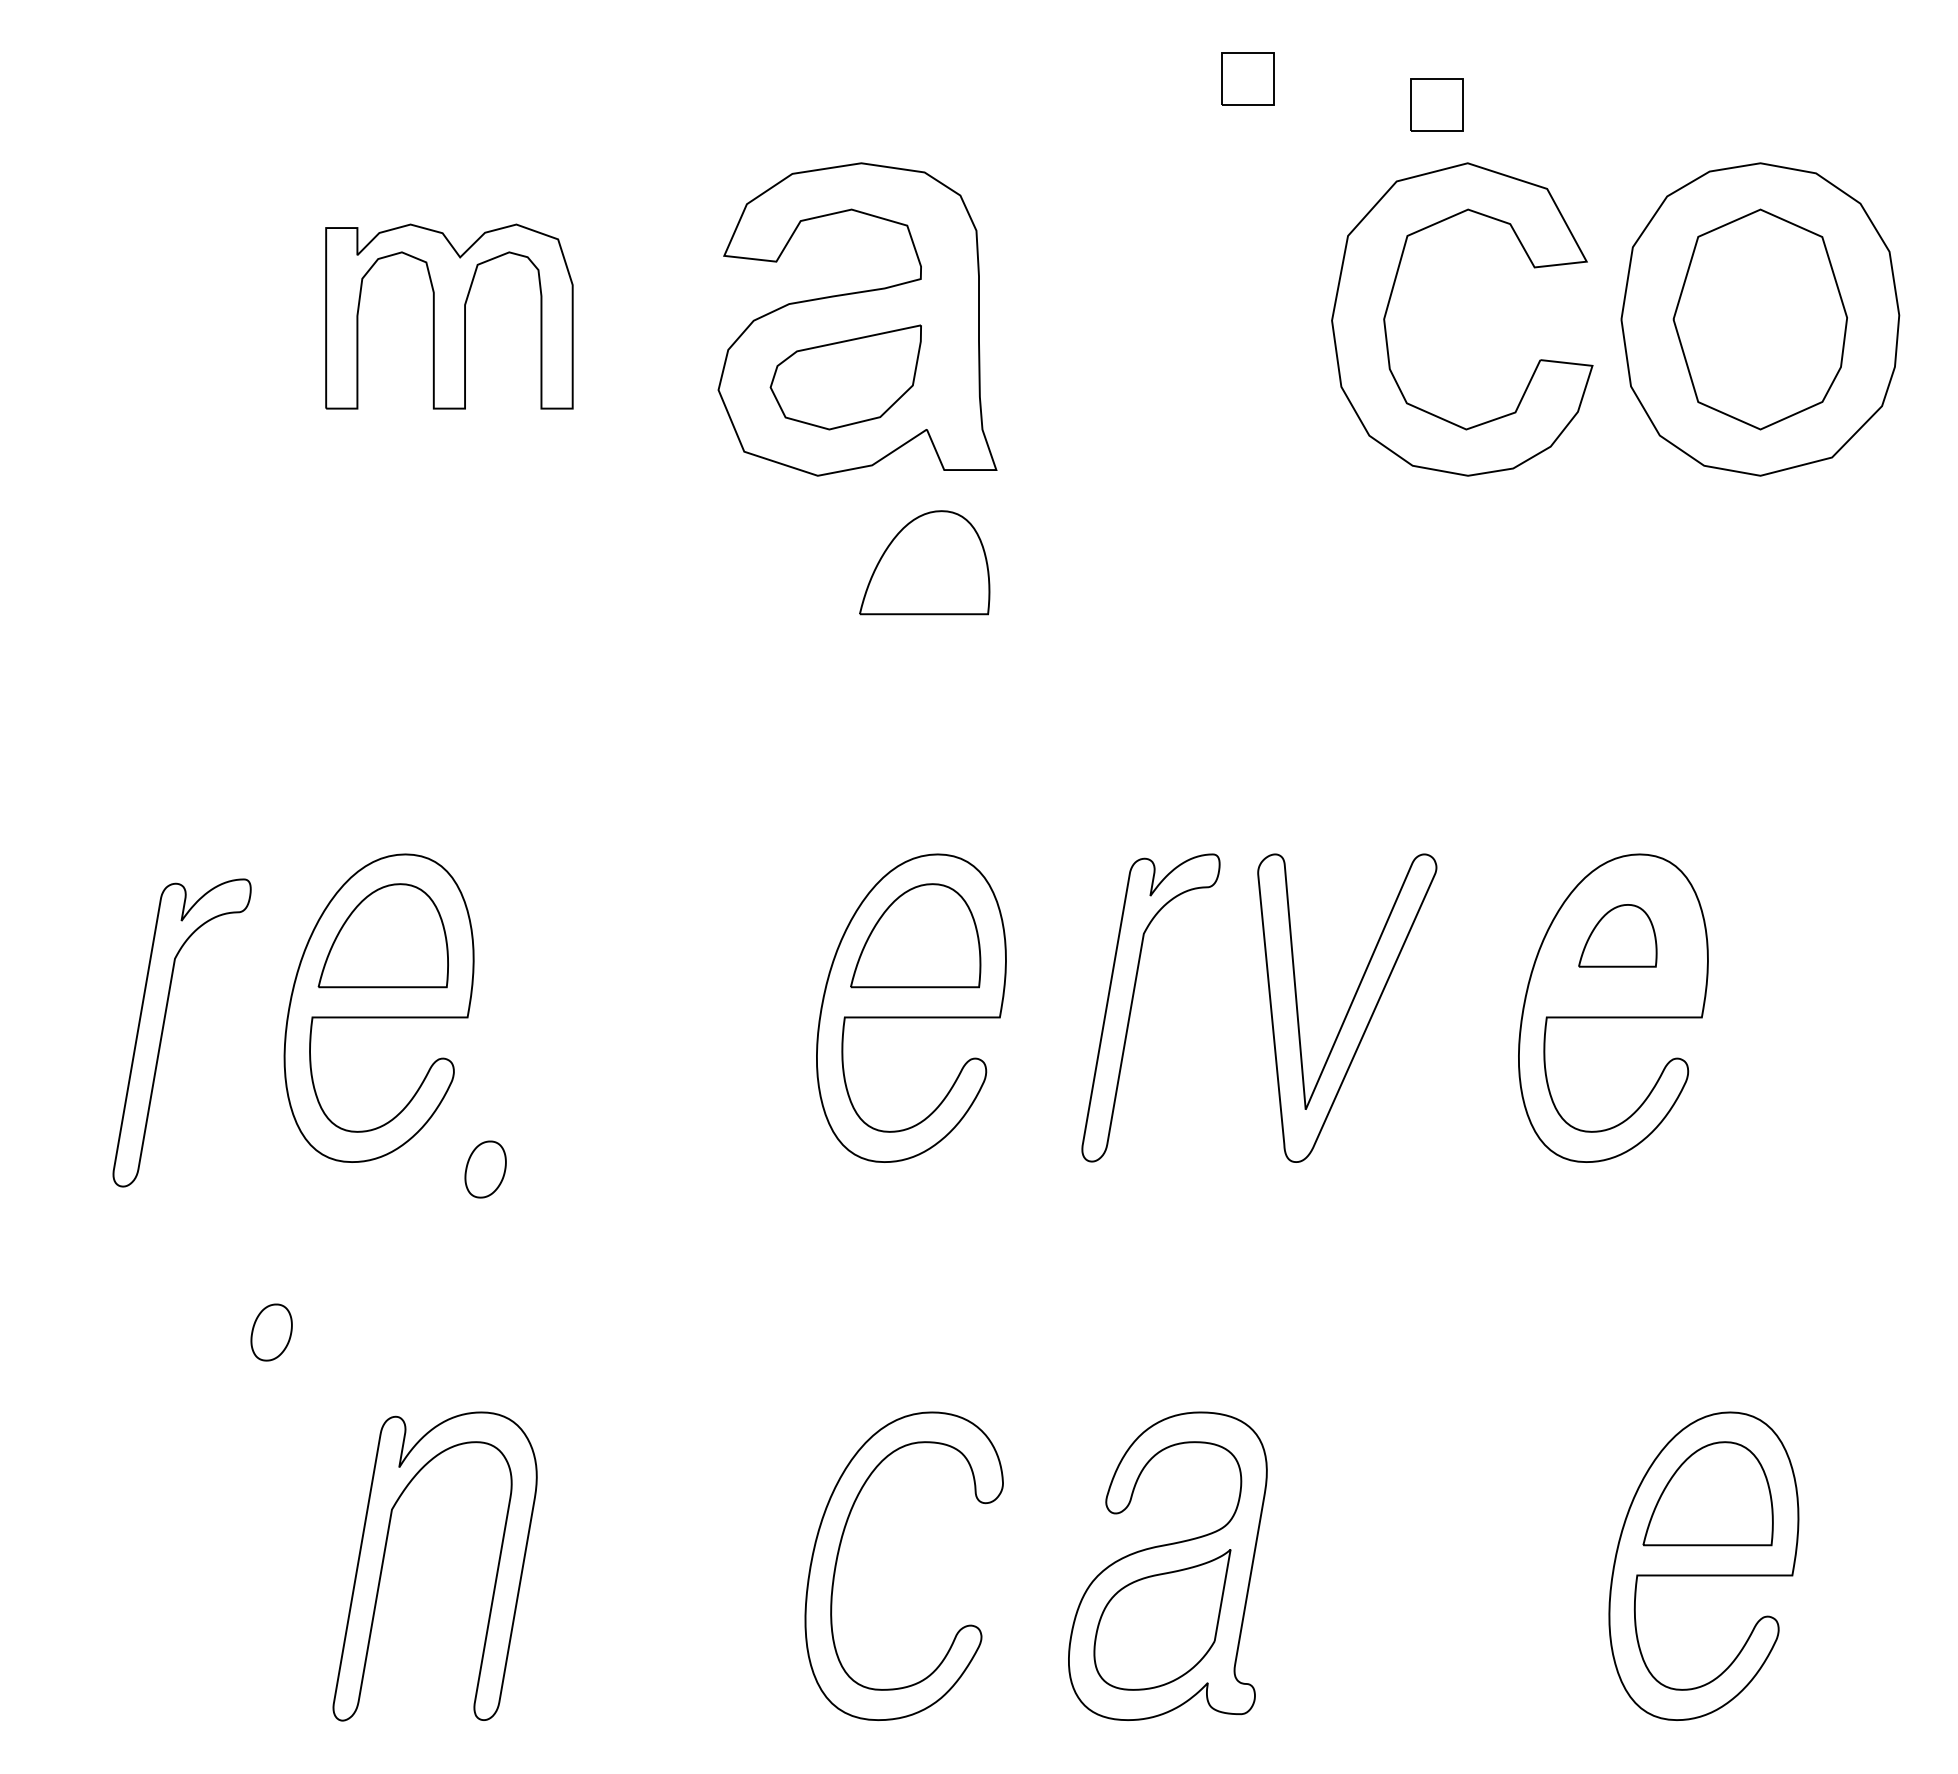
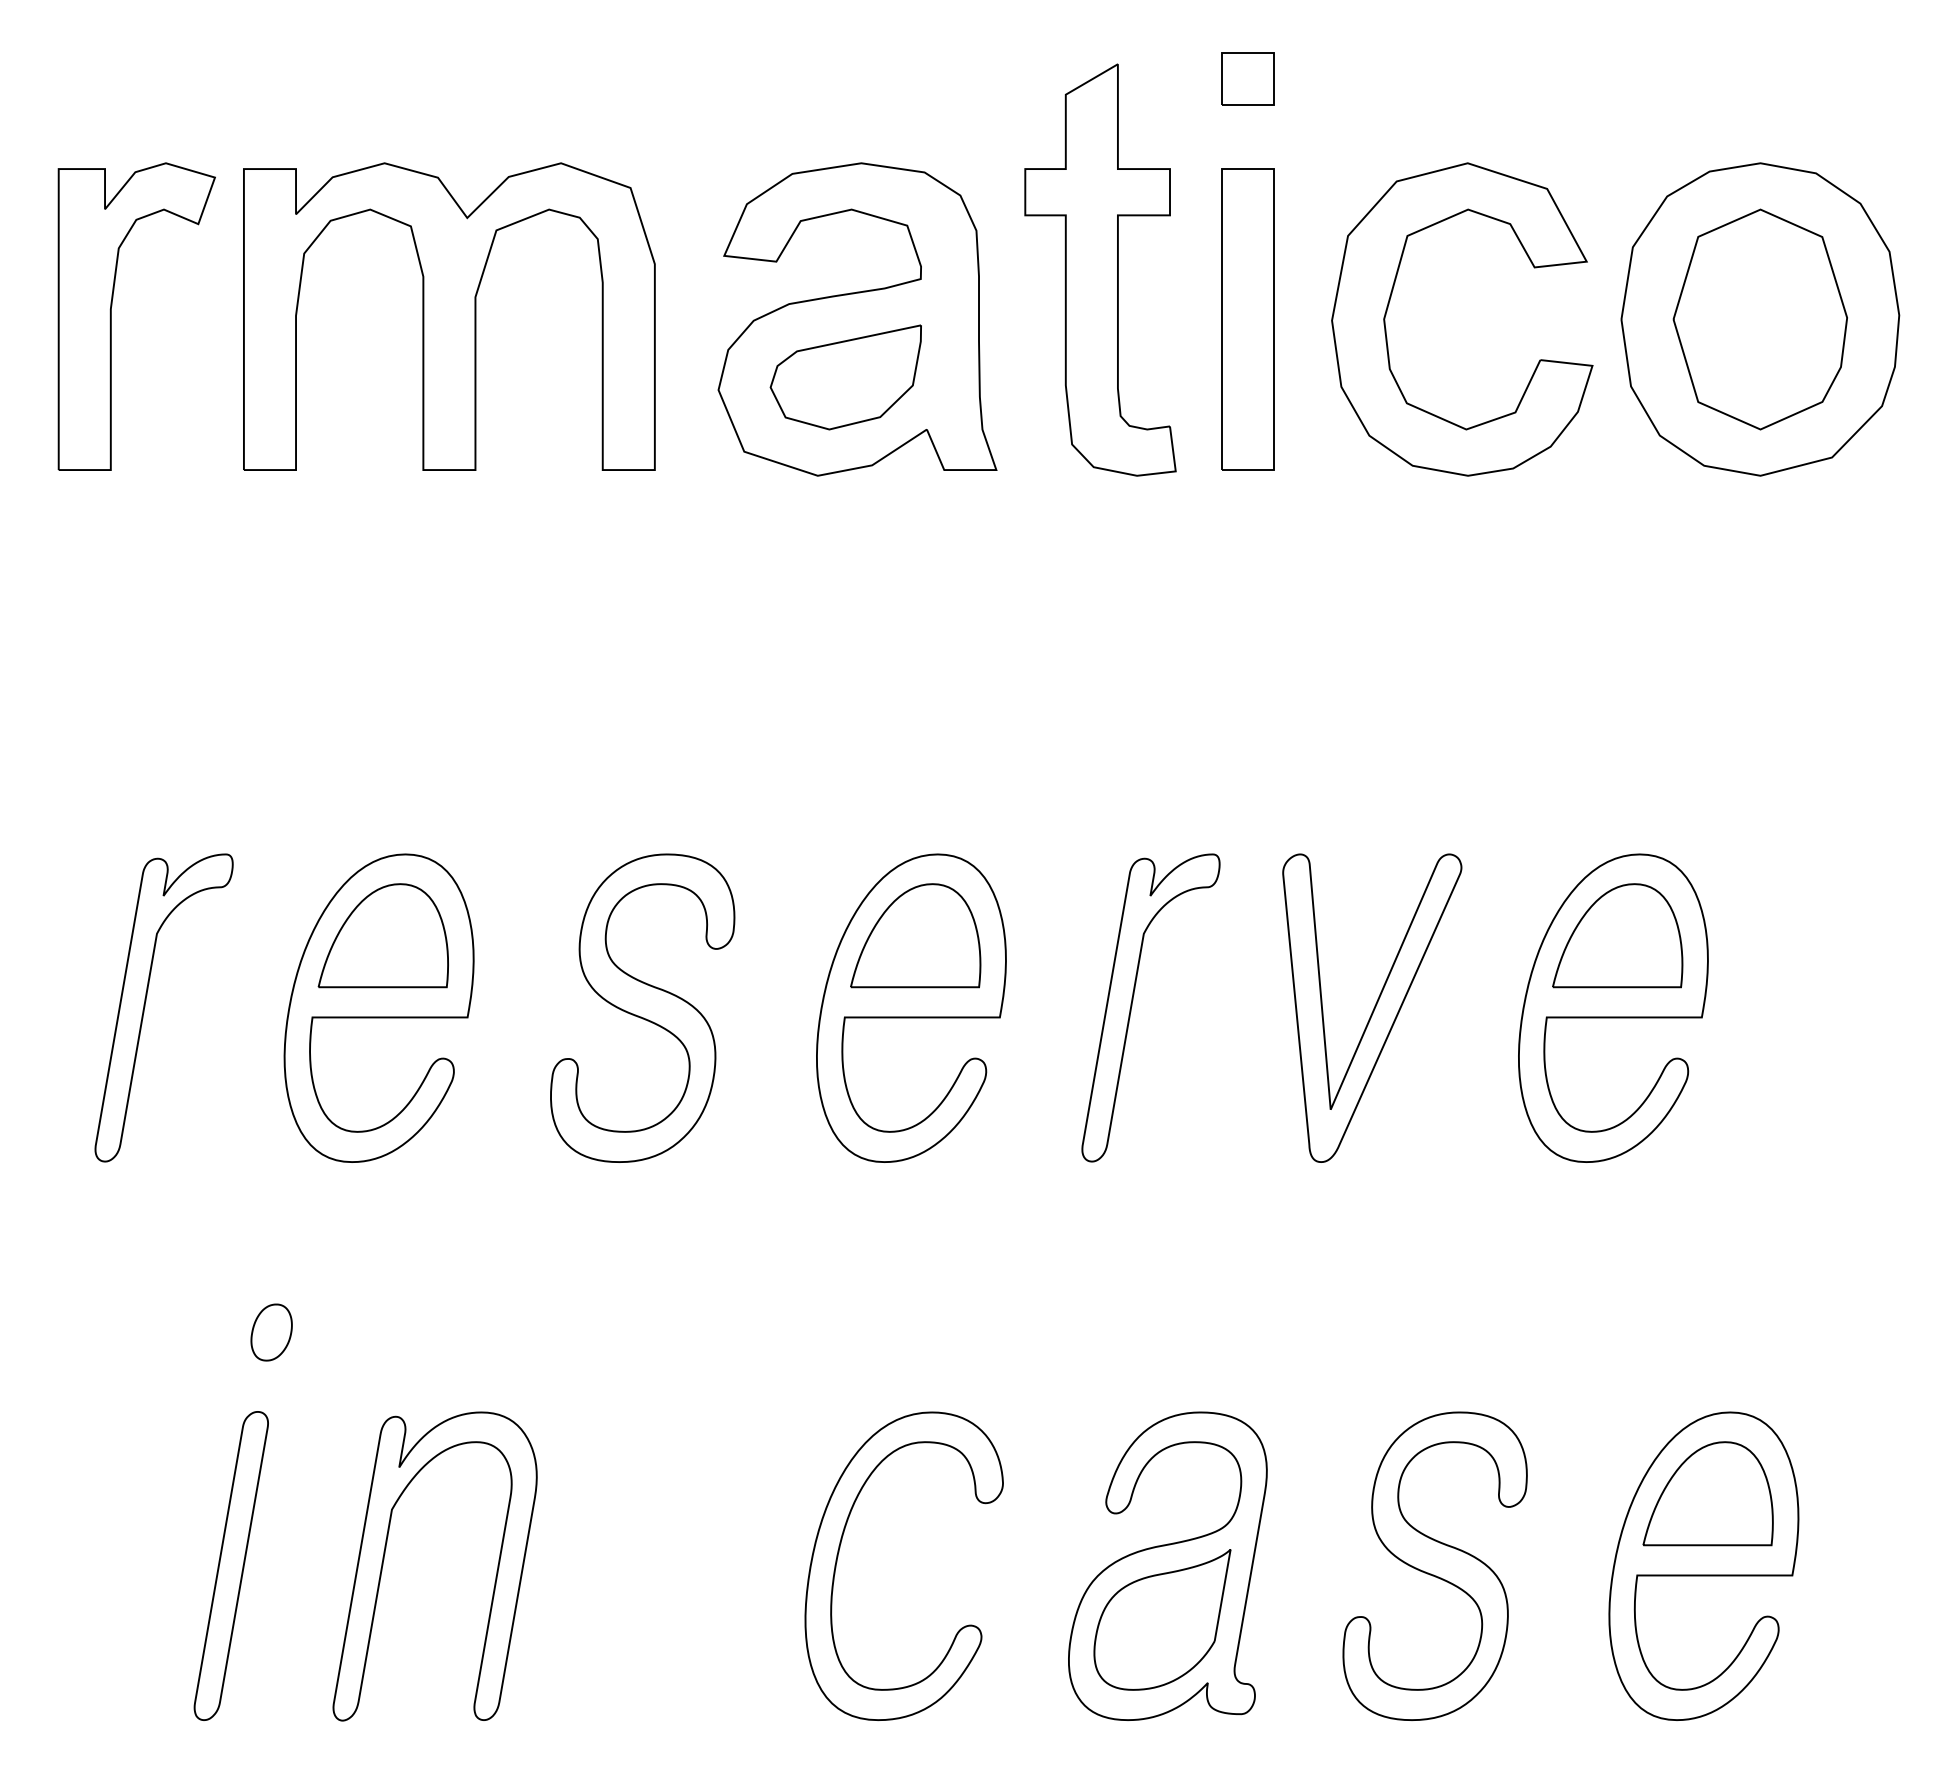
part: present -> none (1436, 104)
part: none -> present (1100, 269)
part: none -> present (111, 316)
part size: 249x187 px -> 413x309 px (449, 316)
part: none -> present (1247, 319)
part: present -> none (924, 562)
part size: 80x64 px -> 132x106 px (1617, 935)
part: none -> present (642, 1007)
part position: (1347, 1007) -> (1372, 1007) (1372, 1007)
part position: (163, 1032) -> (145, 1007) (145, 1007)
part: present -> none (485, 1169)
part: none -> present (230, 1565)
part: none -> present (1434, 1565)
